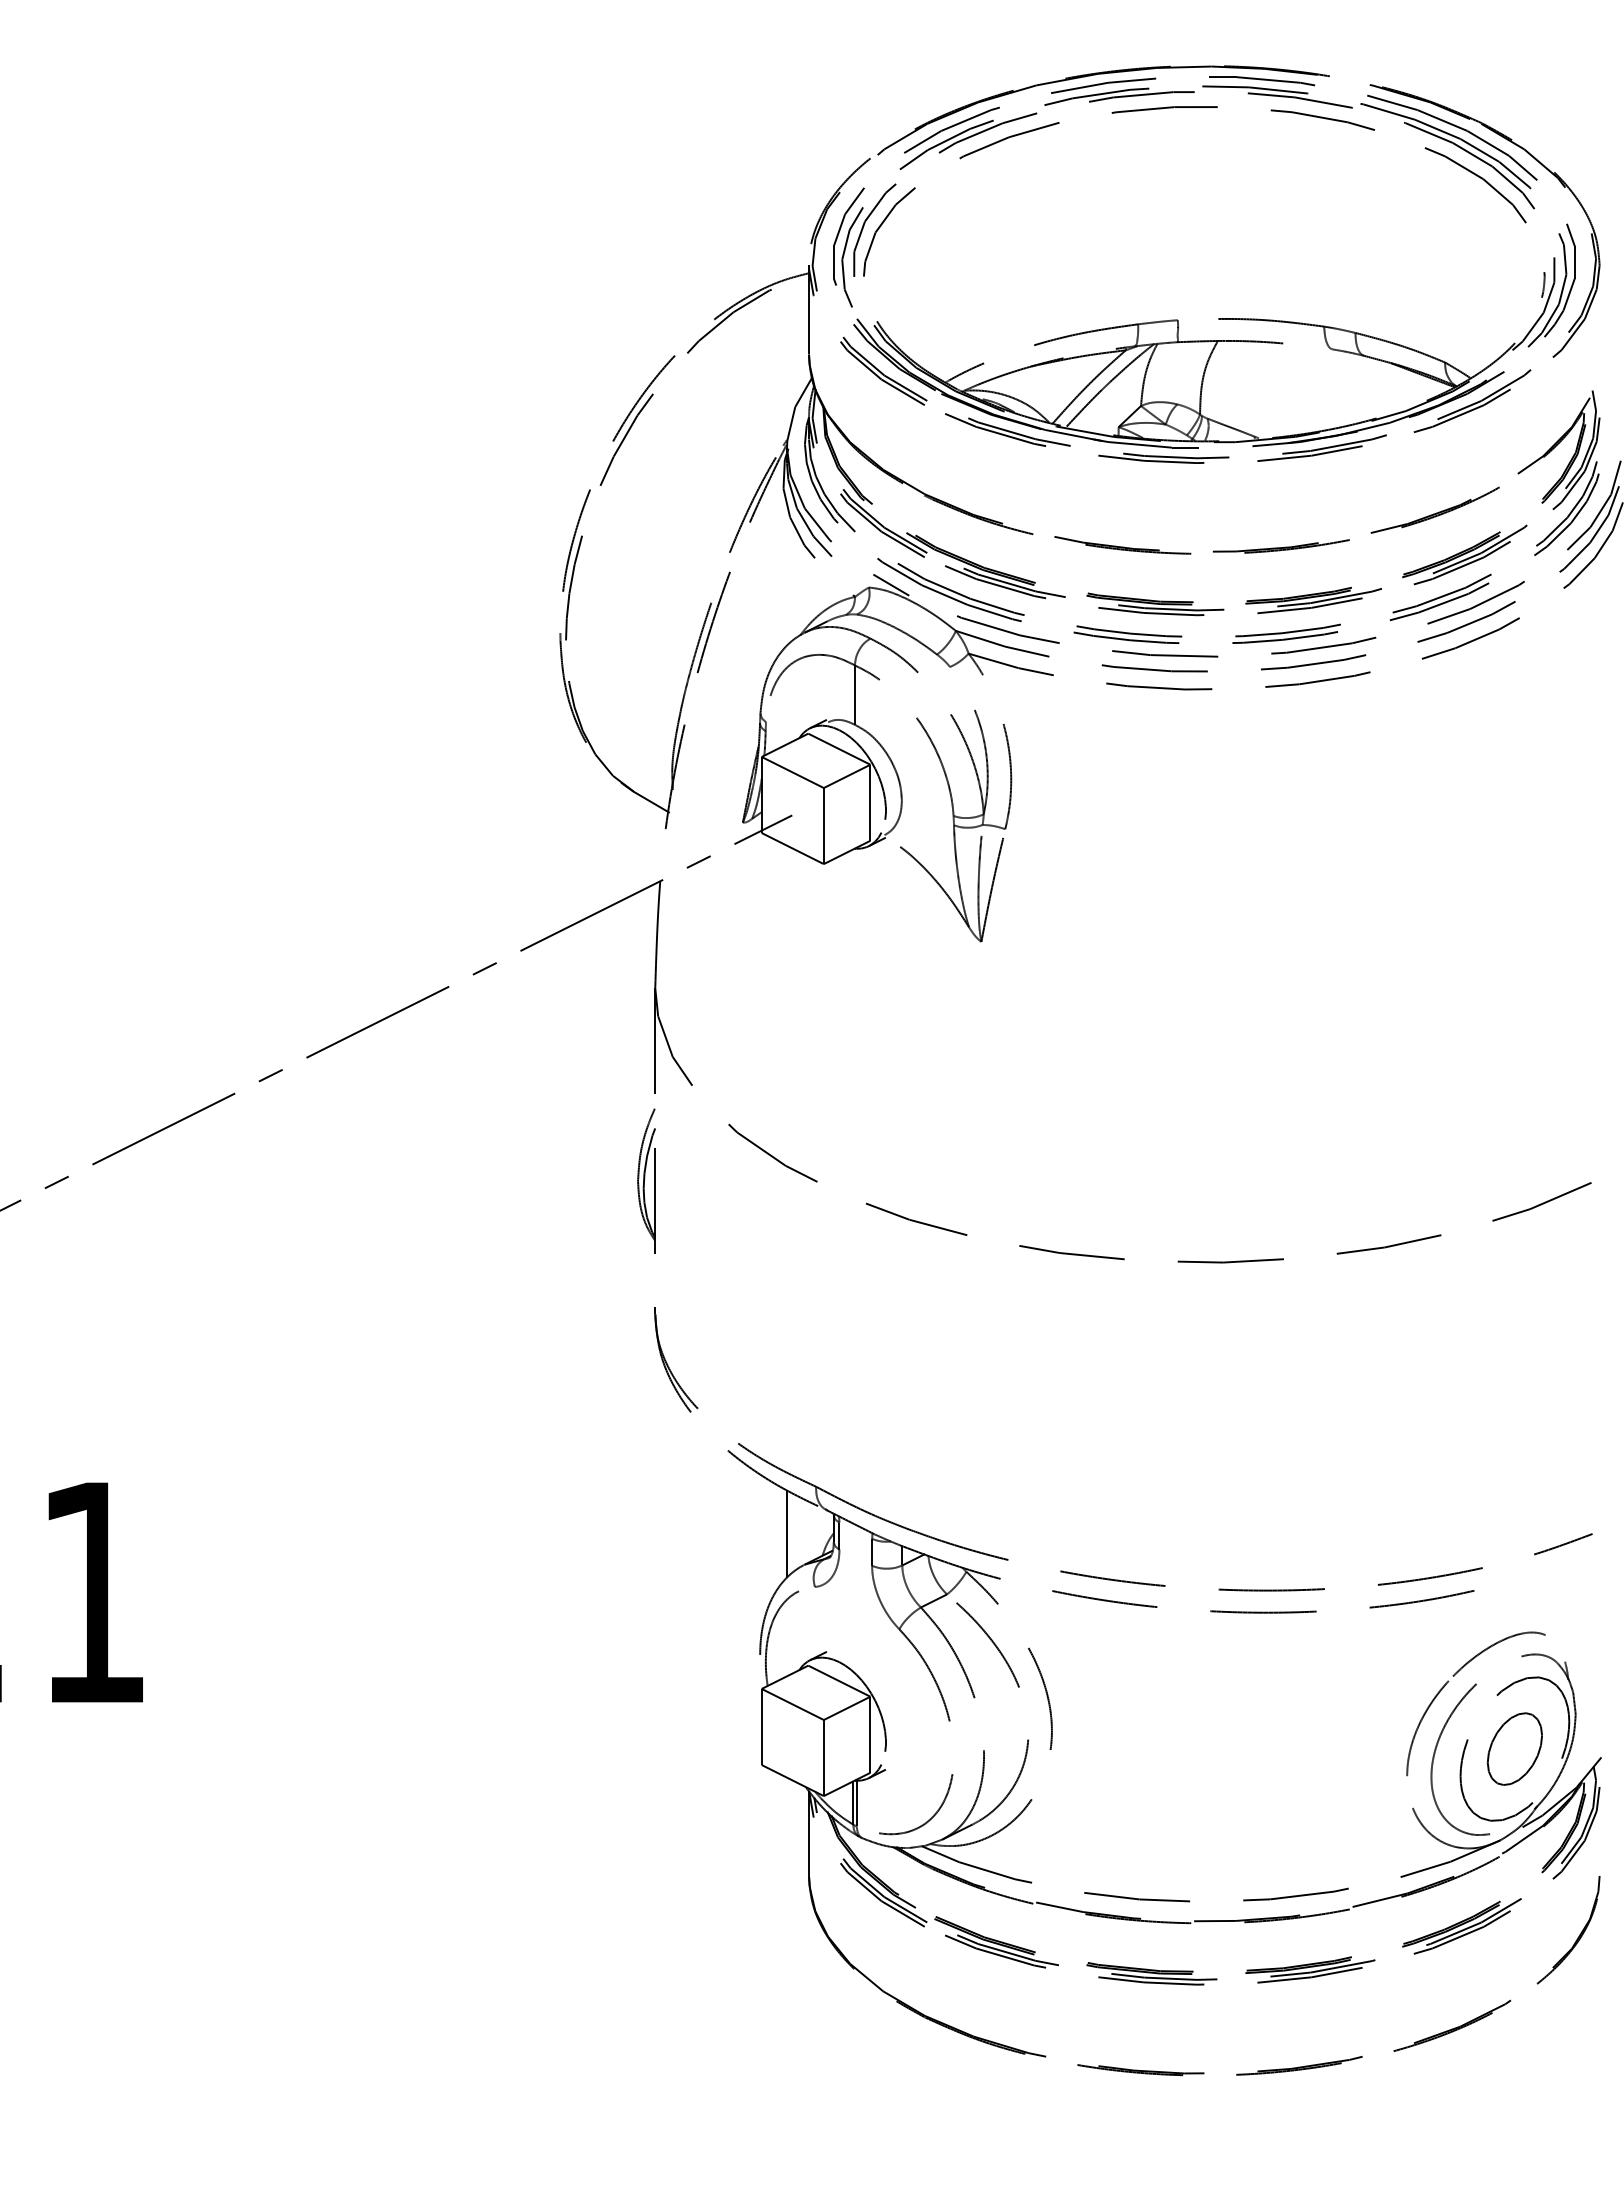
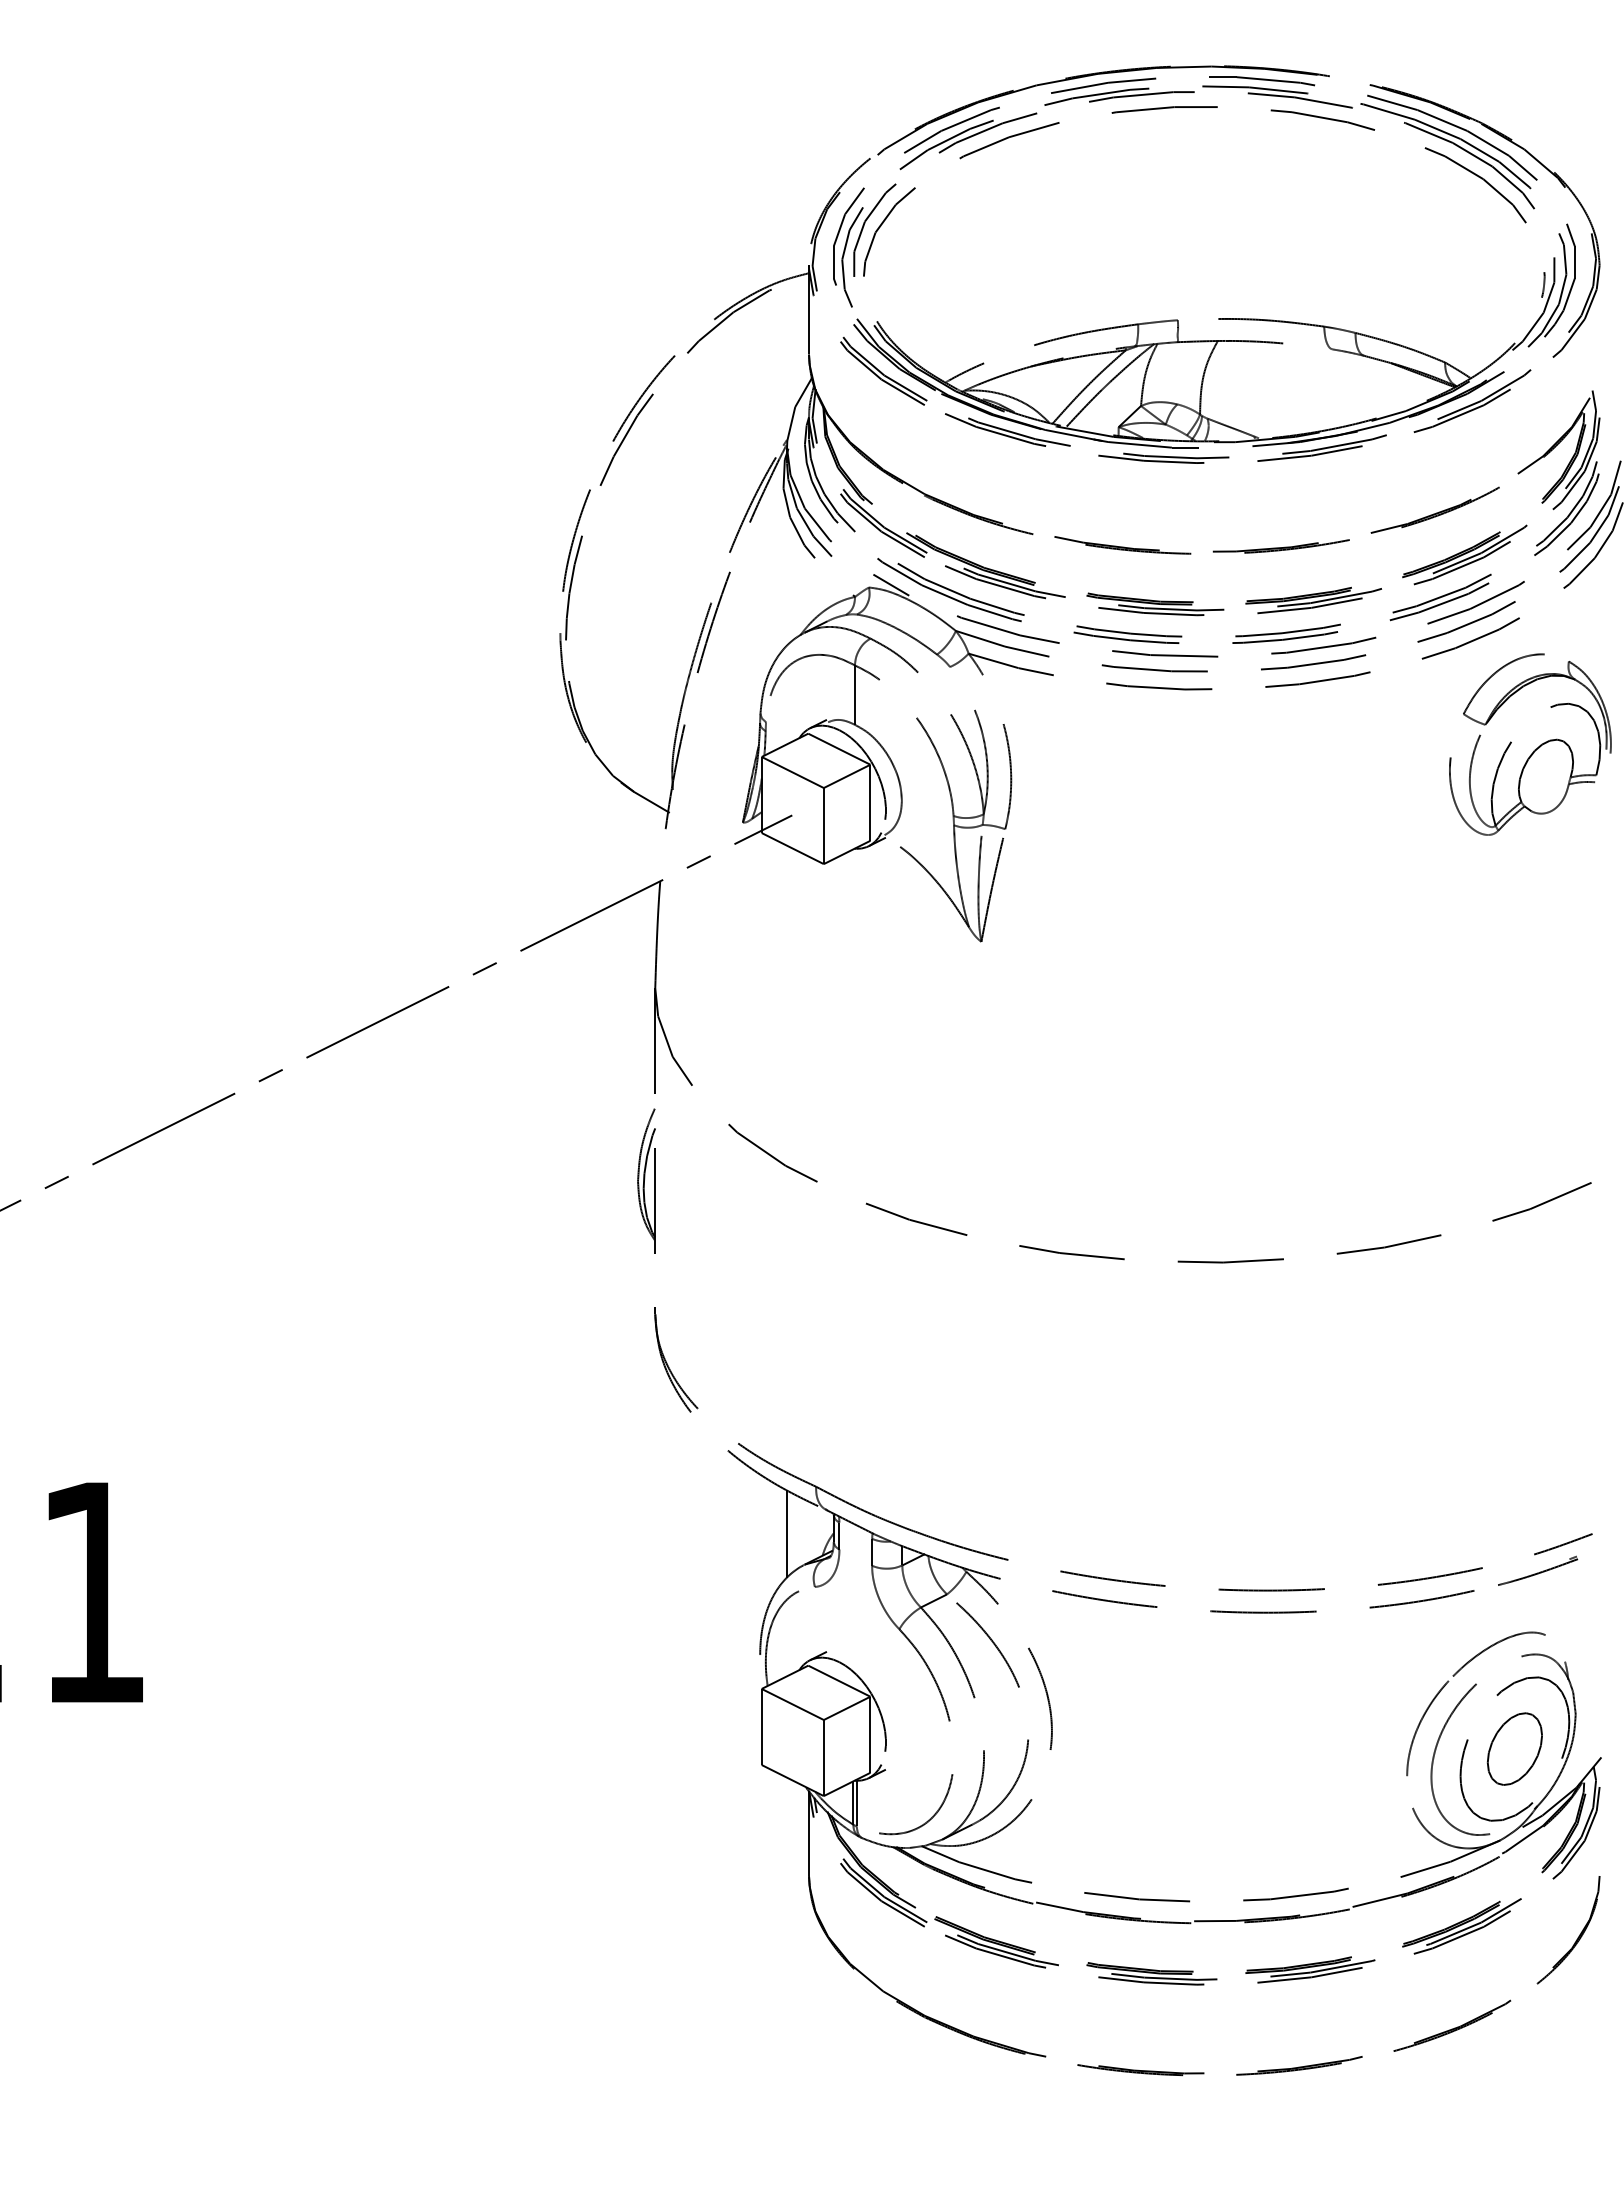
part: none -> present (1534, 749)
part: none -> present (1538, 1570)
